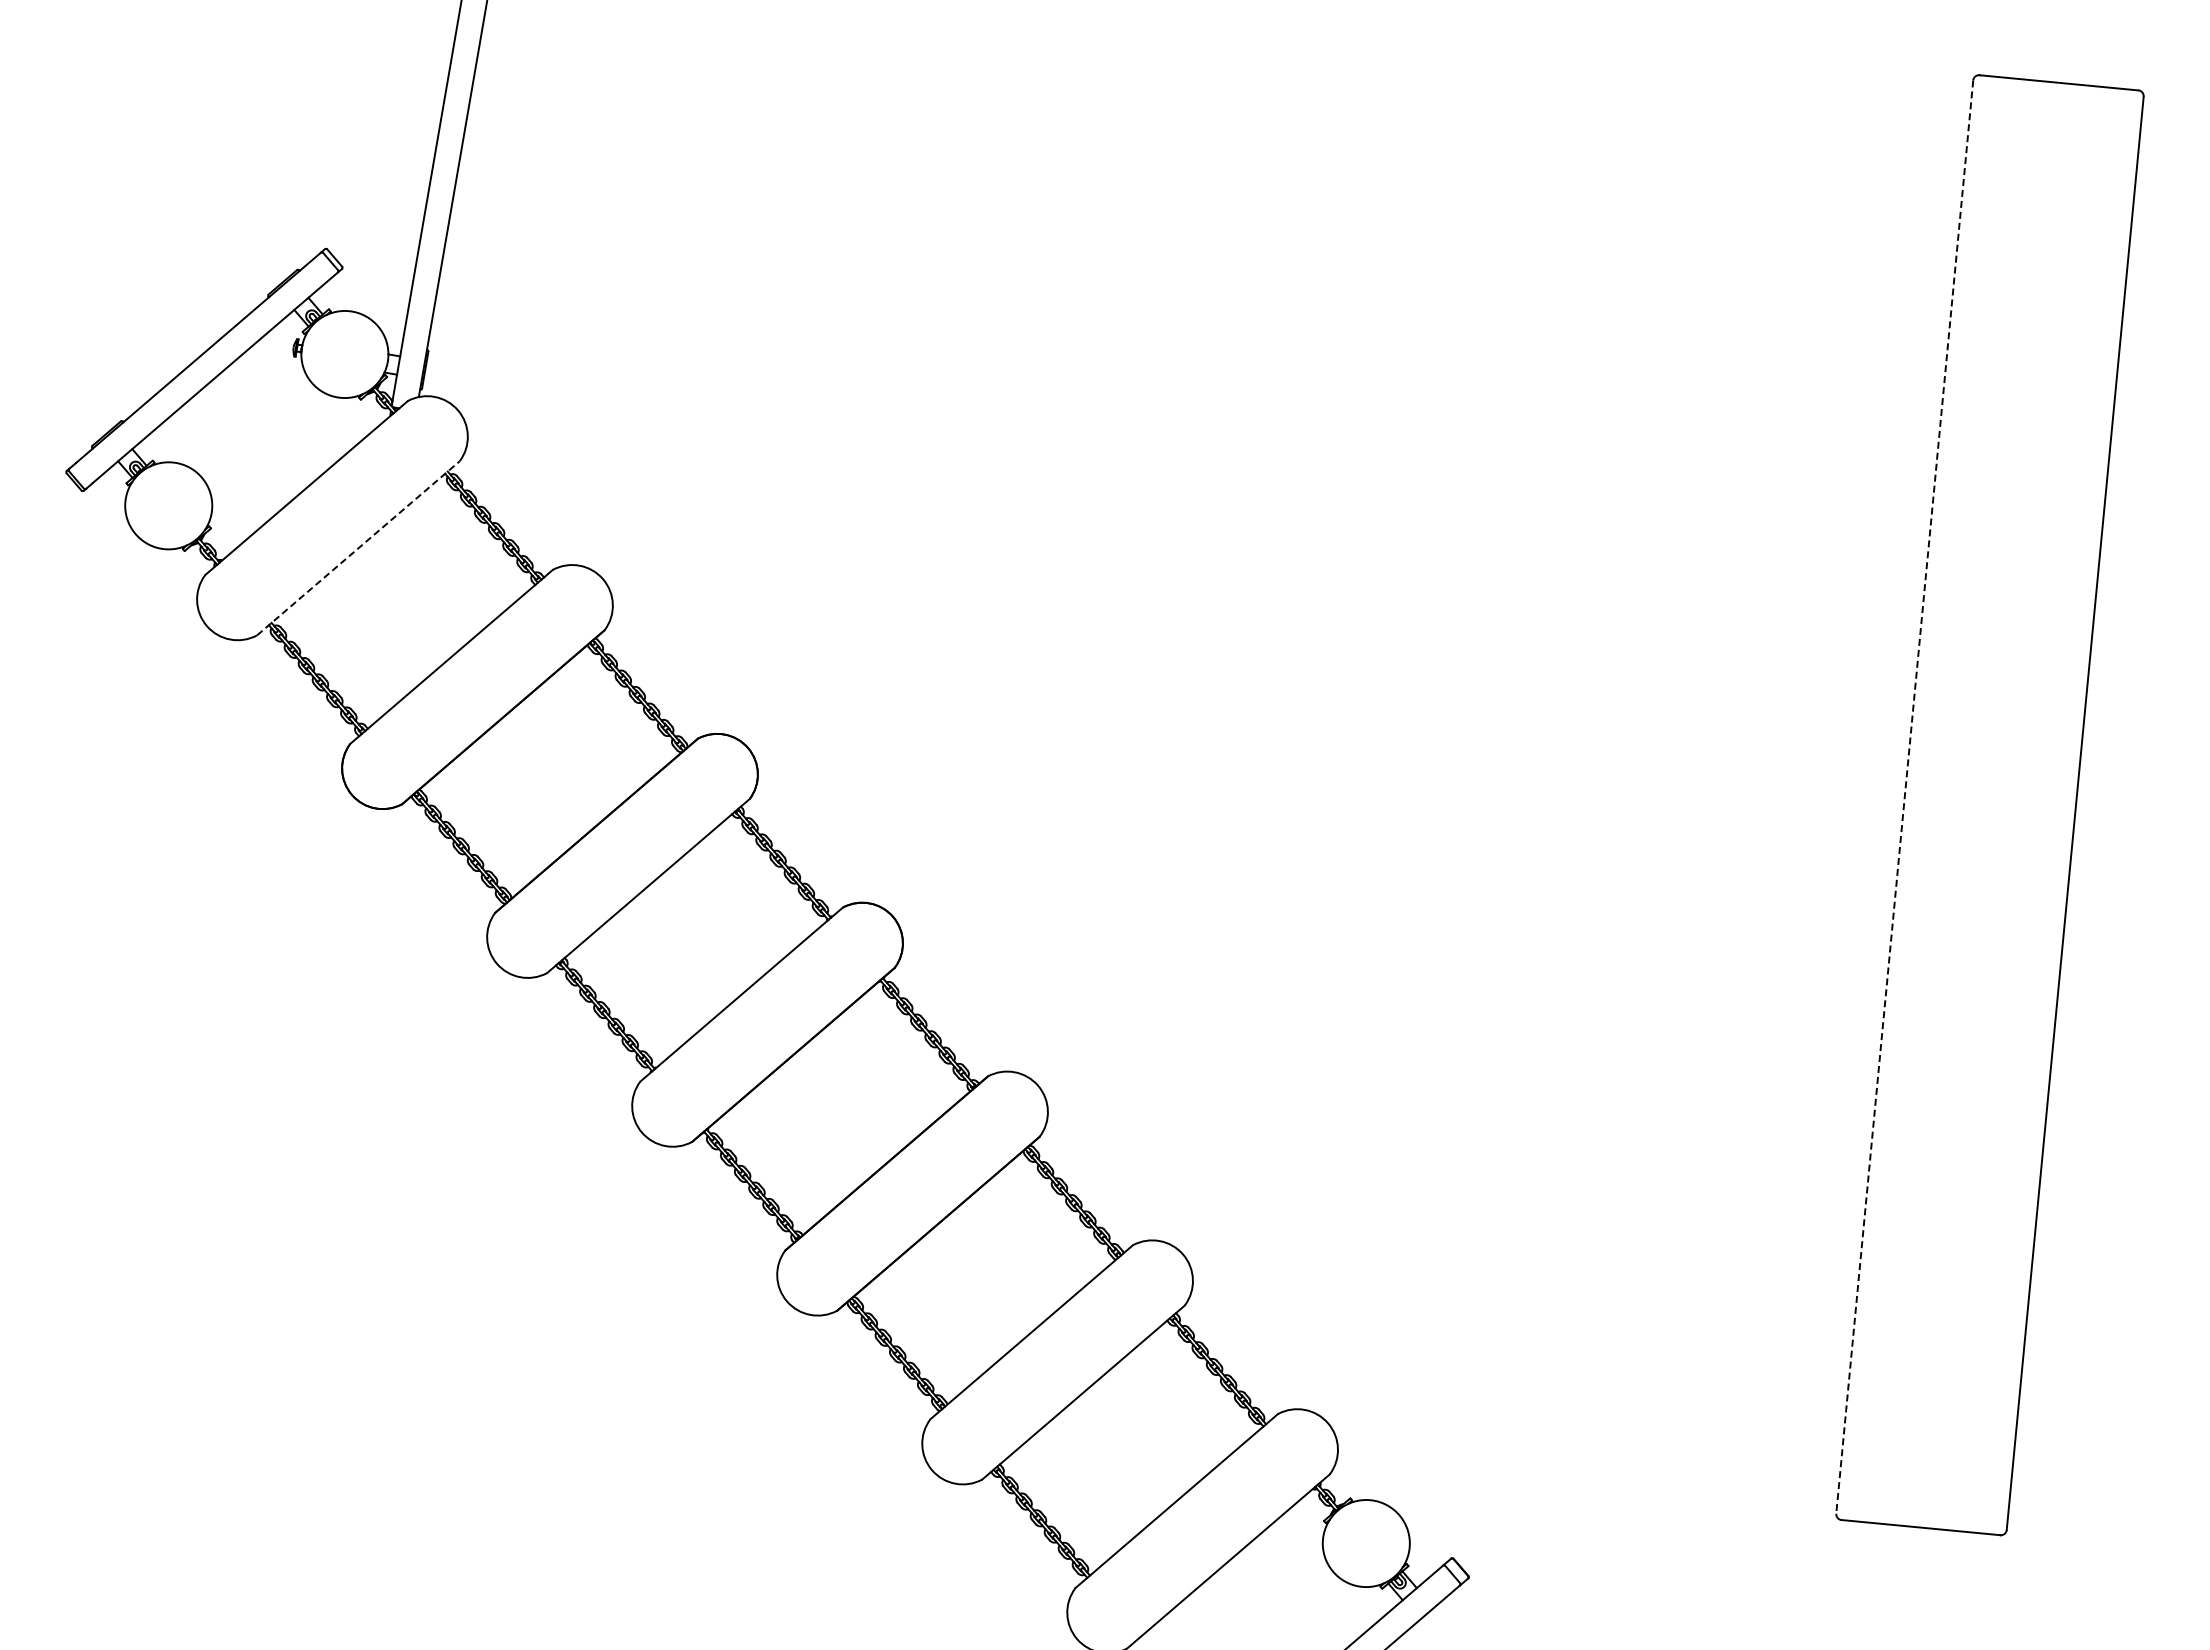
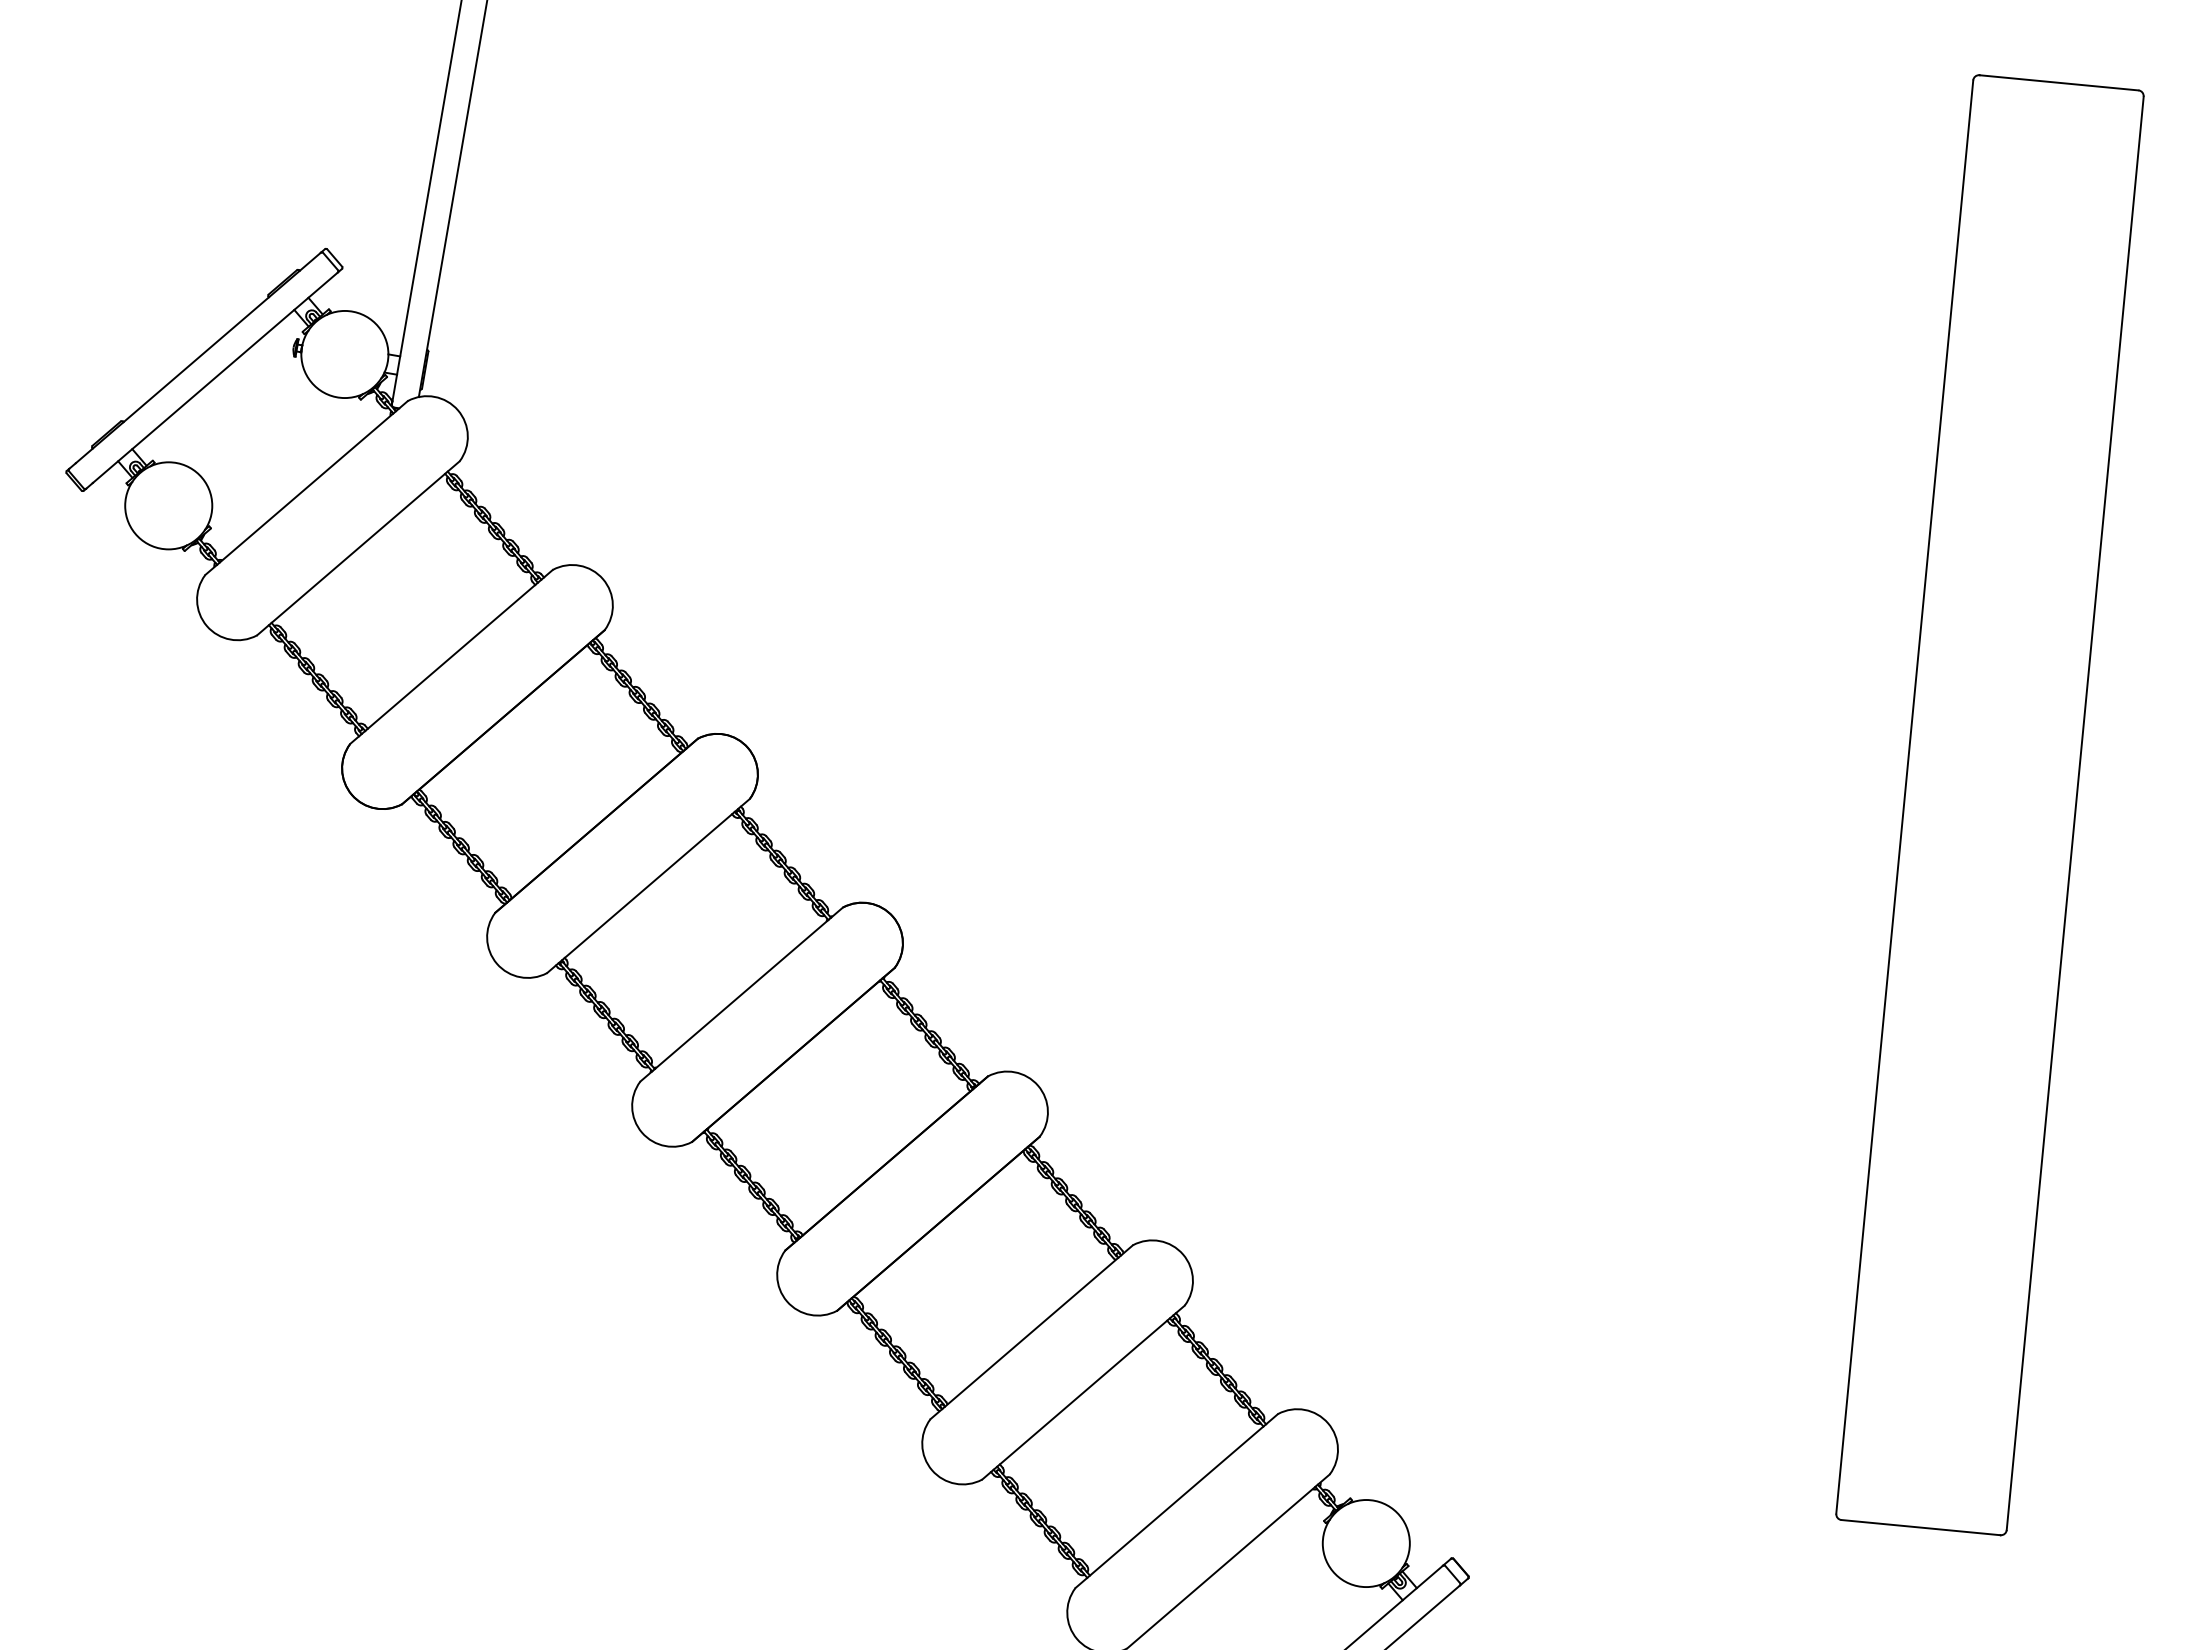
line: dashed -> solid (358, 548)
line: dashed -> solid (1904, 797)
